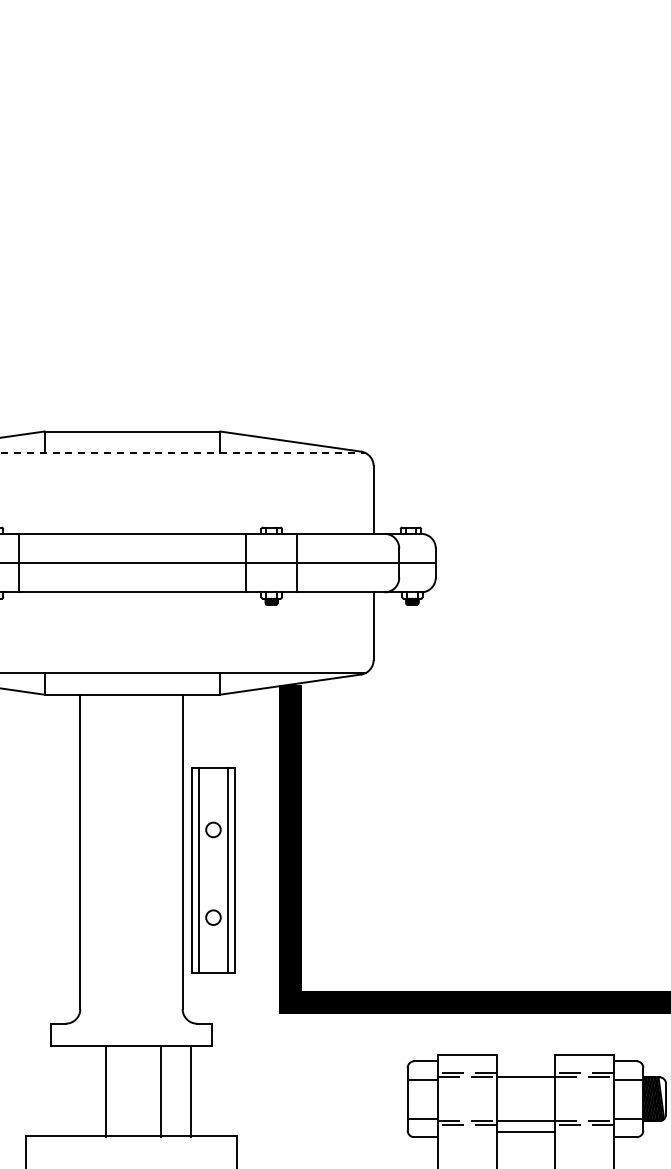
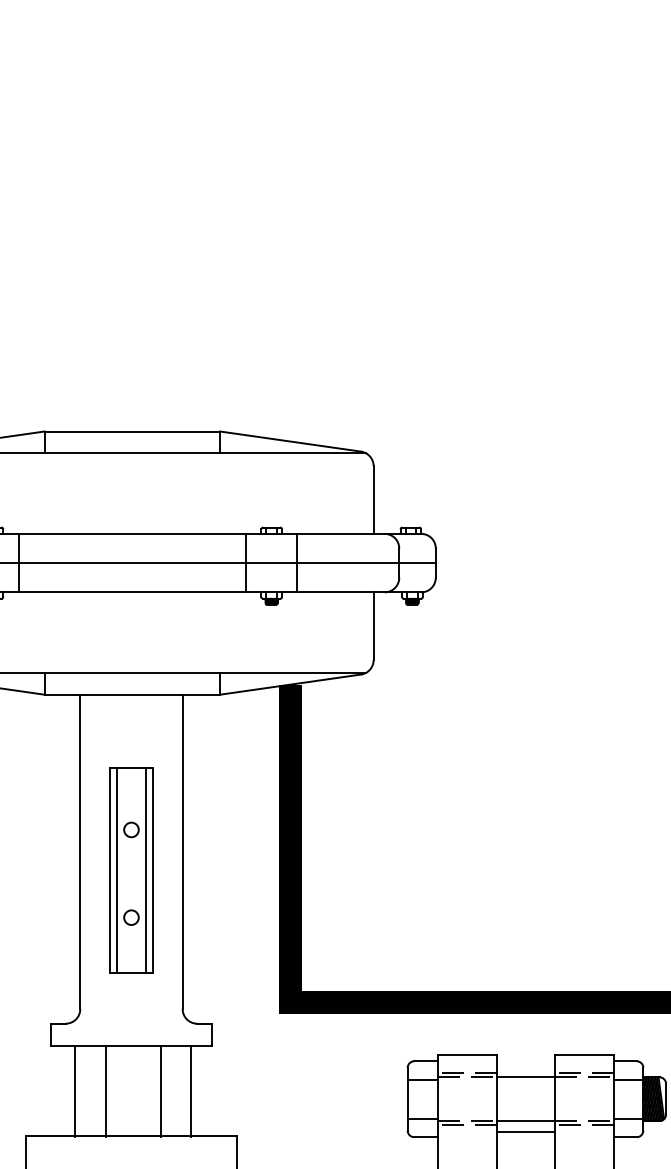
line: dashed -> solid (183, 453)
part position: (213, 870) -> (131, 870) (131, 870)
line: none -> present (74, 1090)
